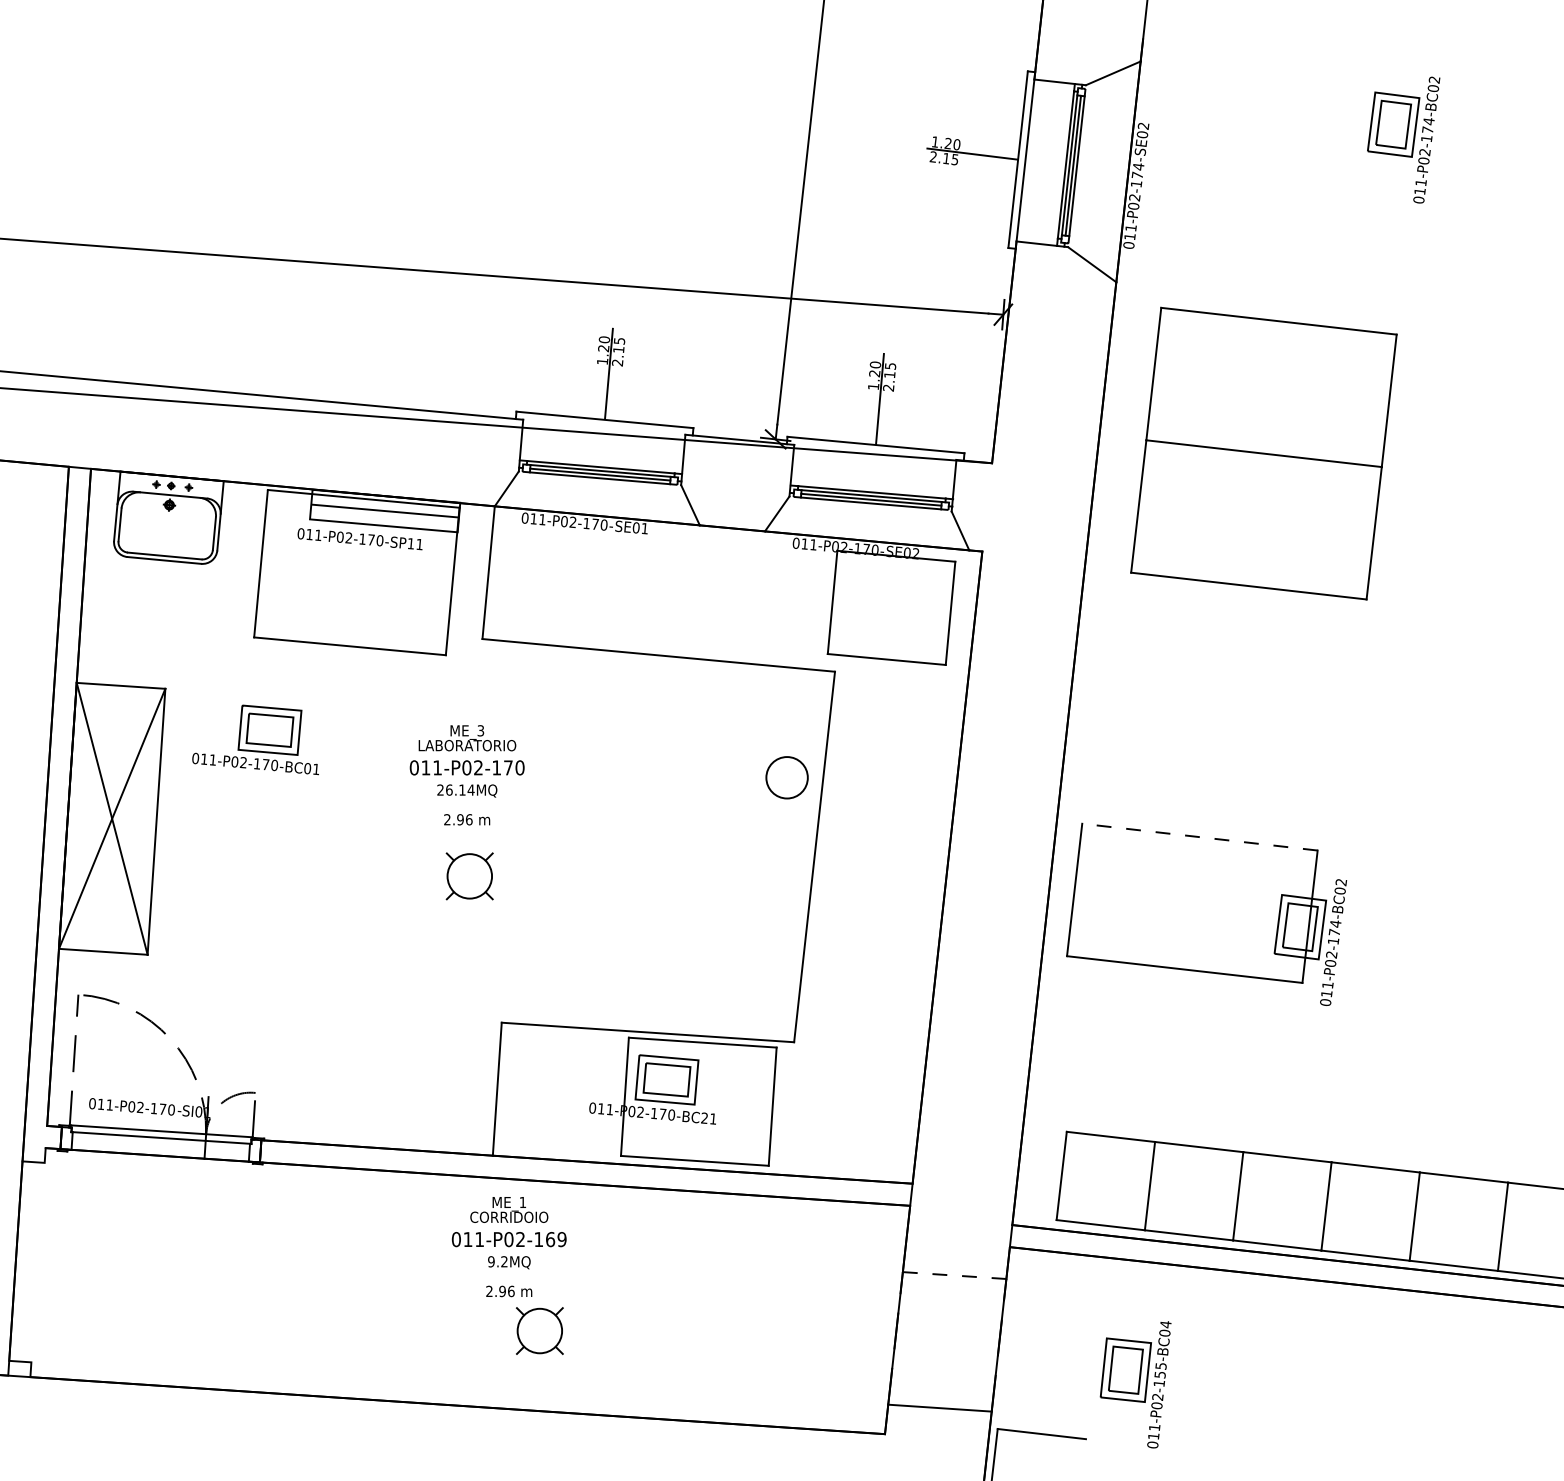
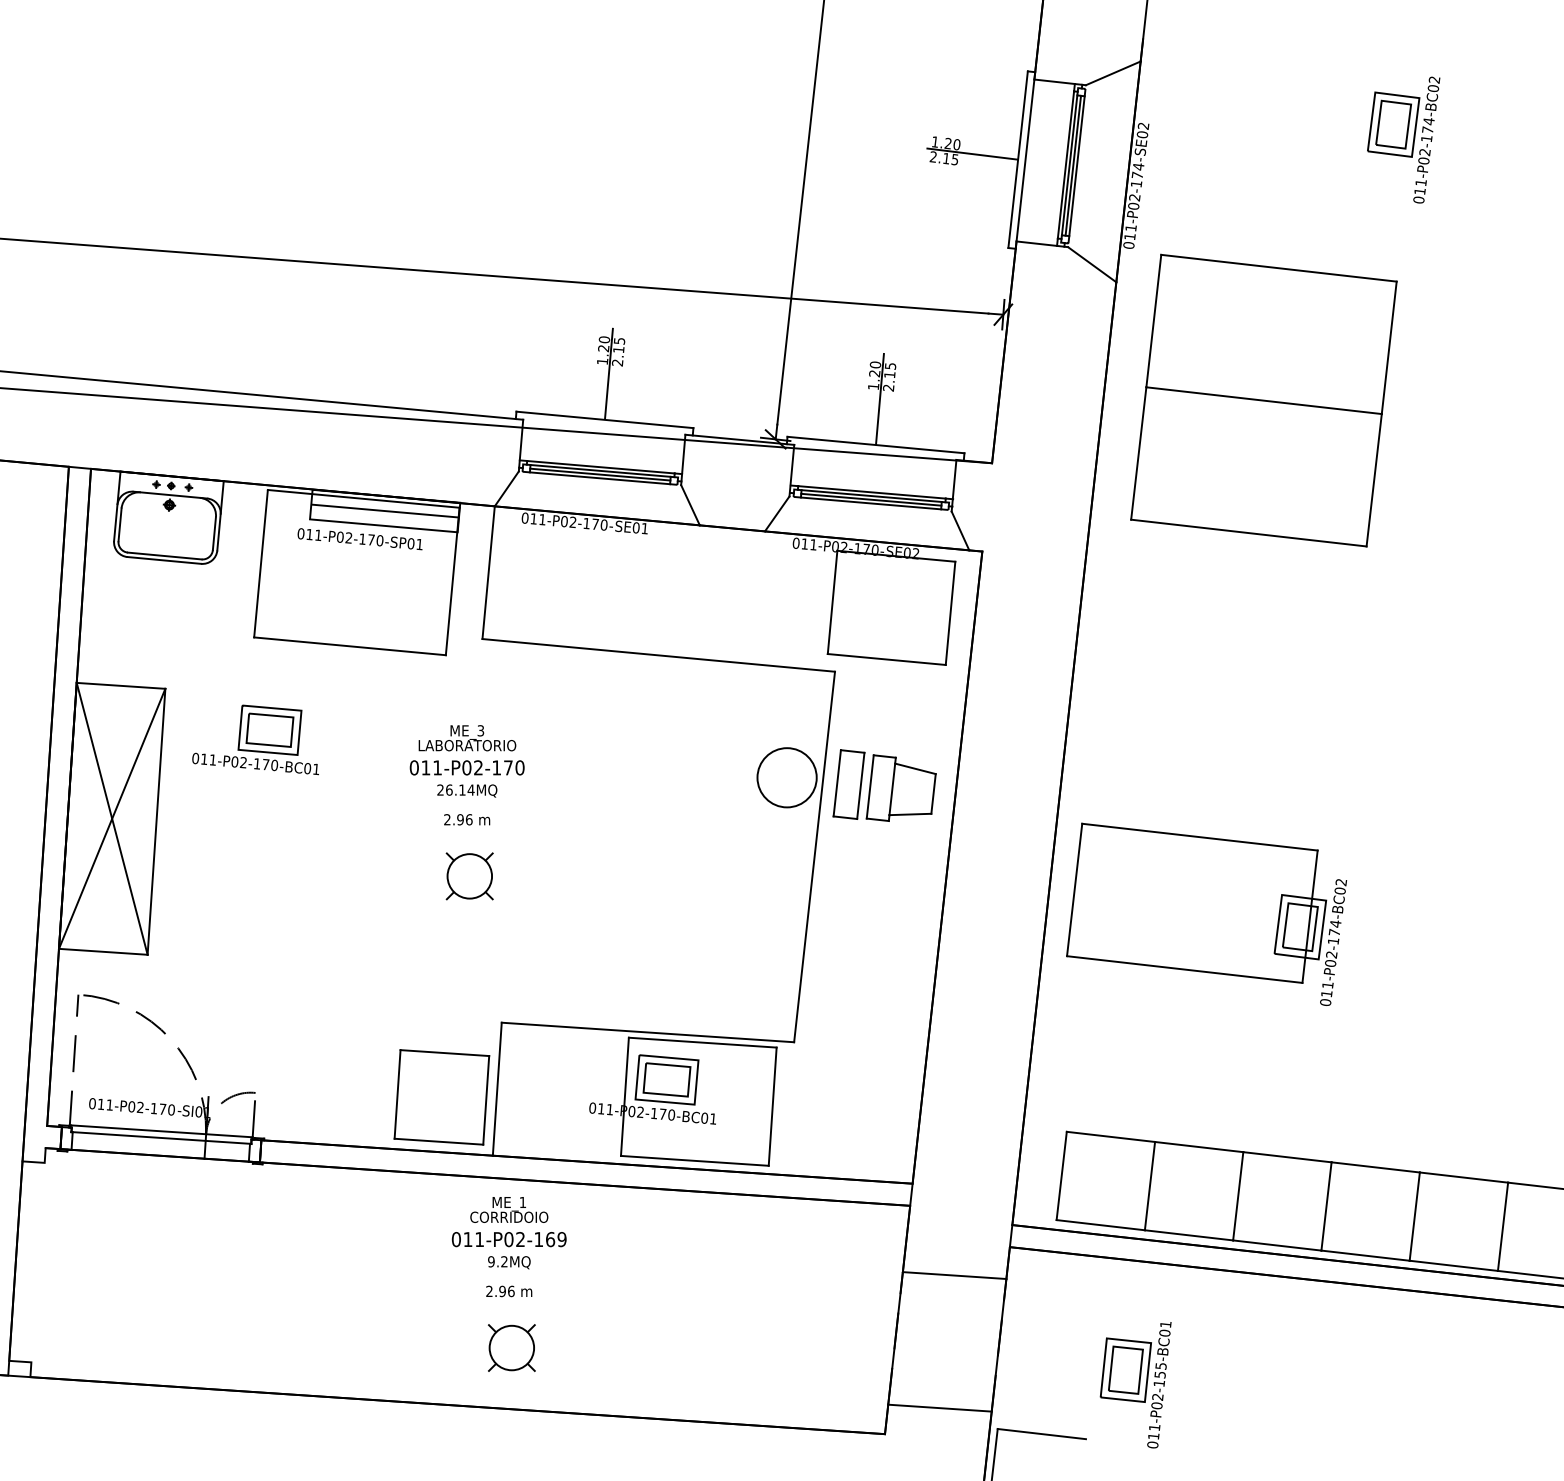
part position: (1263, 453) -> (1263, 400) (1263, 400)
text: SP11 -> SP01 (410, 543)
circle diameter: 41 px -> 59 px (786, 777)
part: none -> present (884, 785)
line: dashed -> solid (1199, 837)
part: none -> present (441, 1097)
text: BC21 -> BC01 (704, 1117)
line: dashed -> solid (954, 1275)
text: BC04 -> BC01 (1165, 1324)
part position: (539, 1330) -> (511, 1347) (511, 1347)
